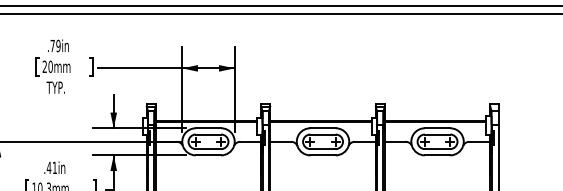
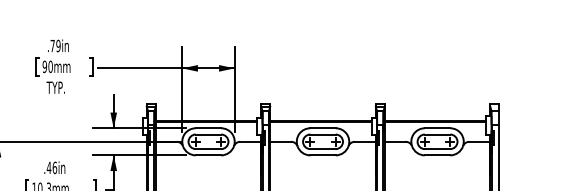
line: present -> none (280, 5)
line: present -> none (280, 14)
text: 20mm -> 90mm (44, 66)
text: .41in -> .46in (54, 167)
